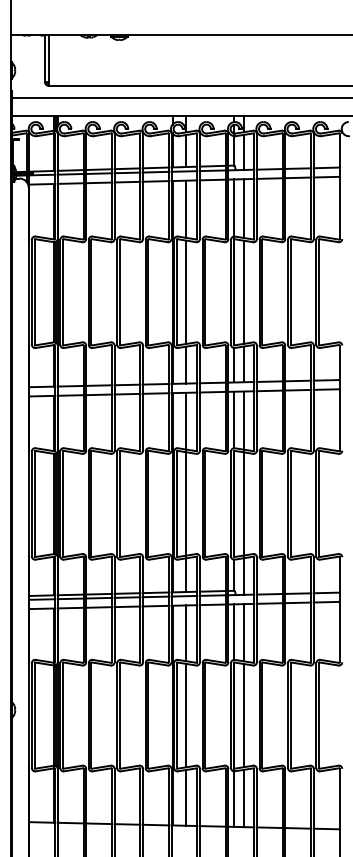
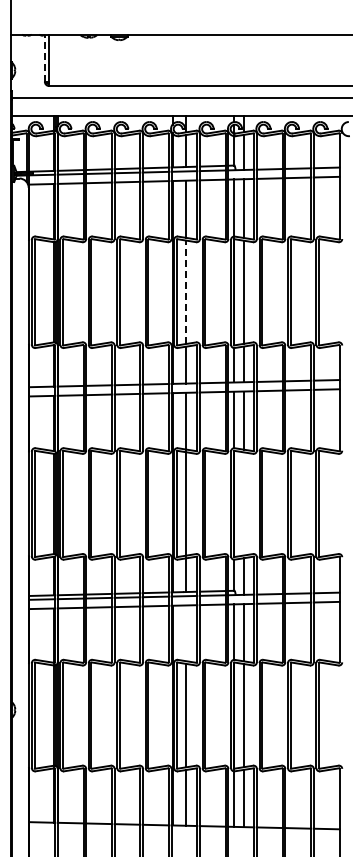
line: solid -> dashed (44, 57)
line: solid -> dashed (186, 292)
line: present -> none (243, 503)
line: present -> none (186, 633)
